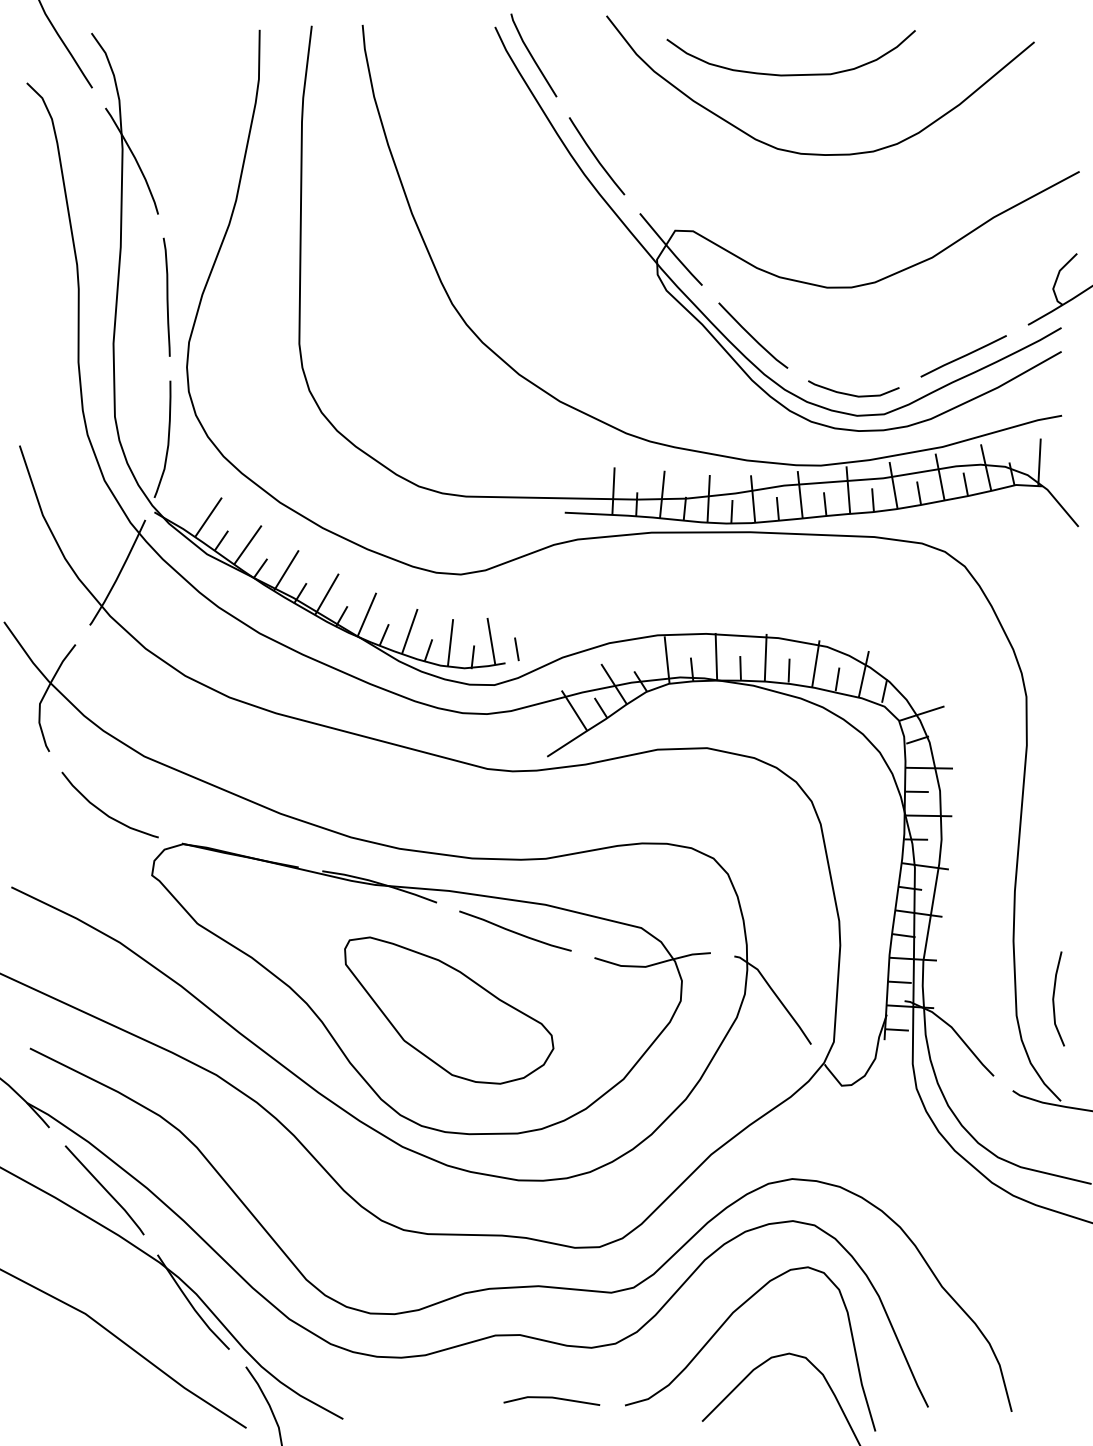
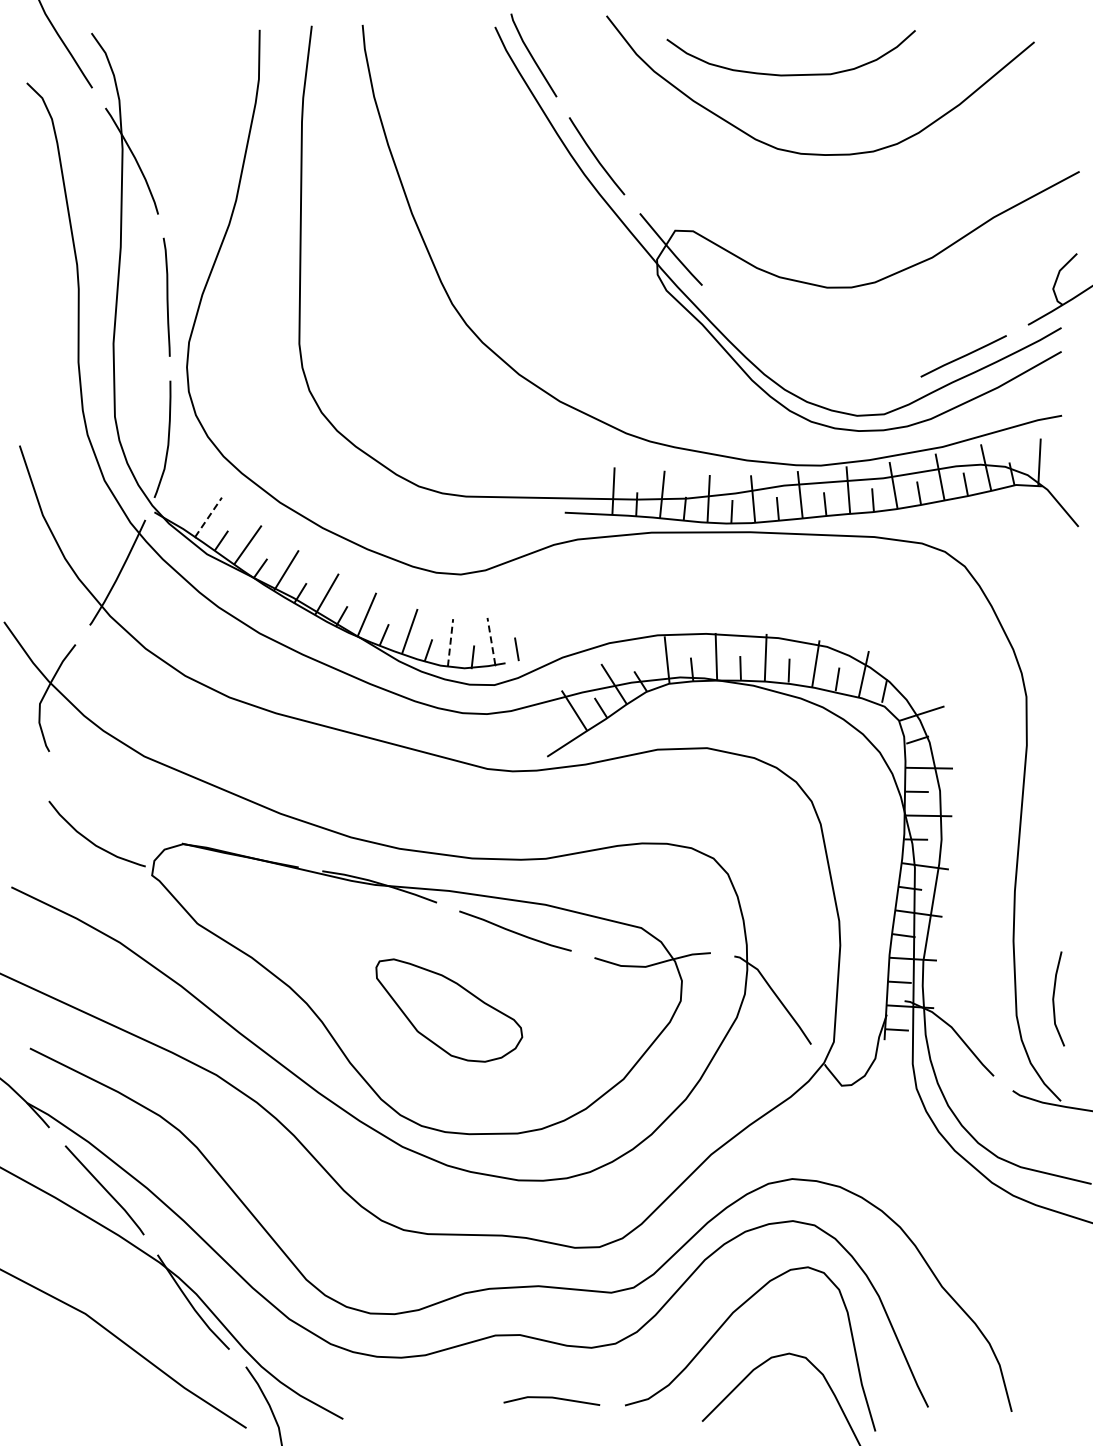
curve: present -> none (752, 335)
curve: present -> none (853, 394)
line: solid -> dashed (208, 517)
line: solid -> dashed (491, 641)
line: solid -> dashed (450, 643)
curve position: (105, 812) -> (92, 841) (92, 841)
part size: 211x149 px -> 149x105 px (449, 1010)
